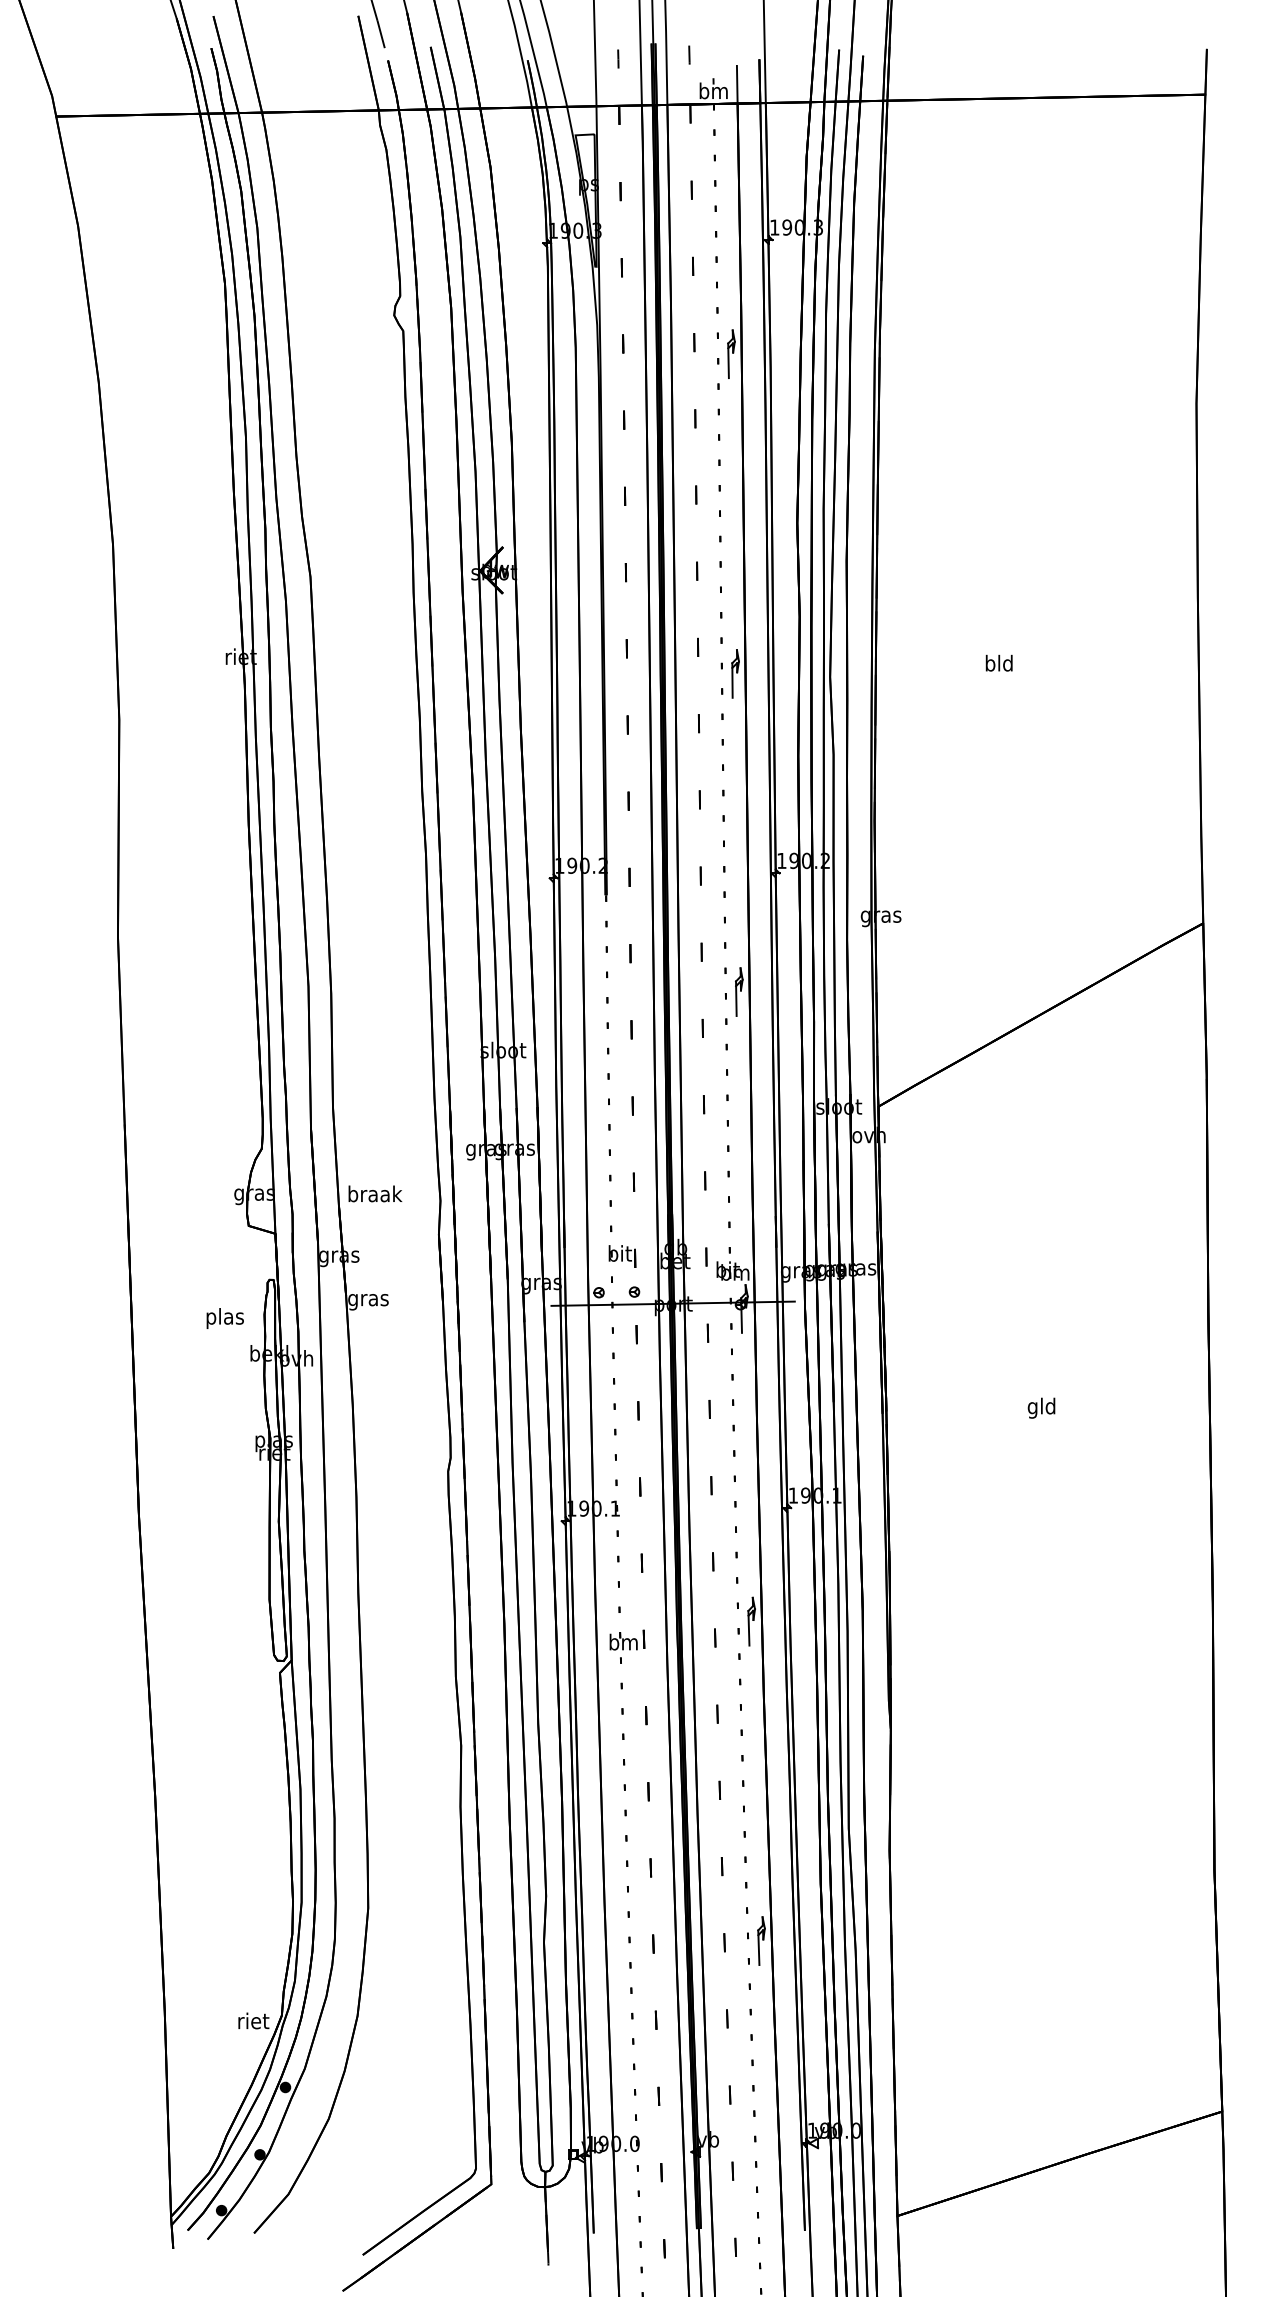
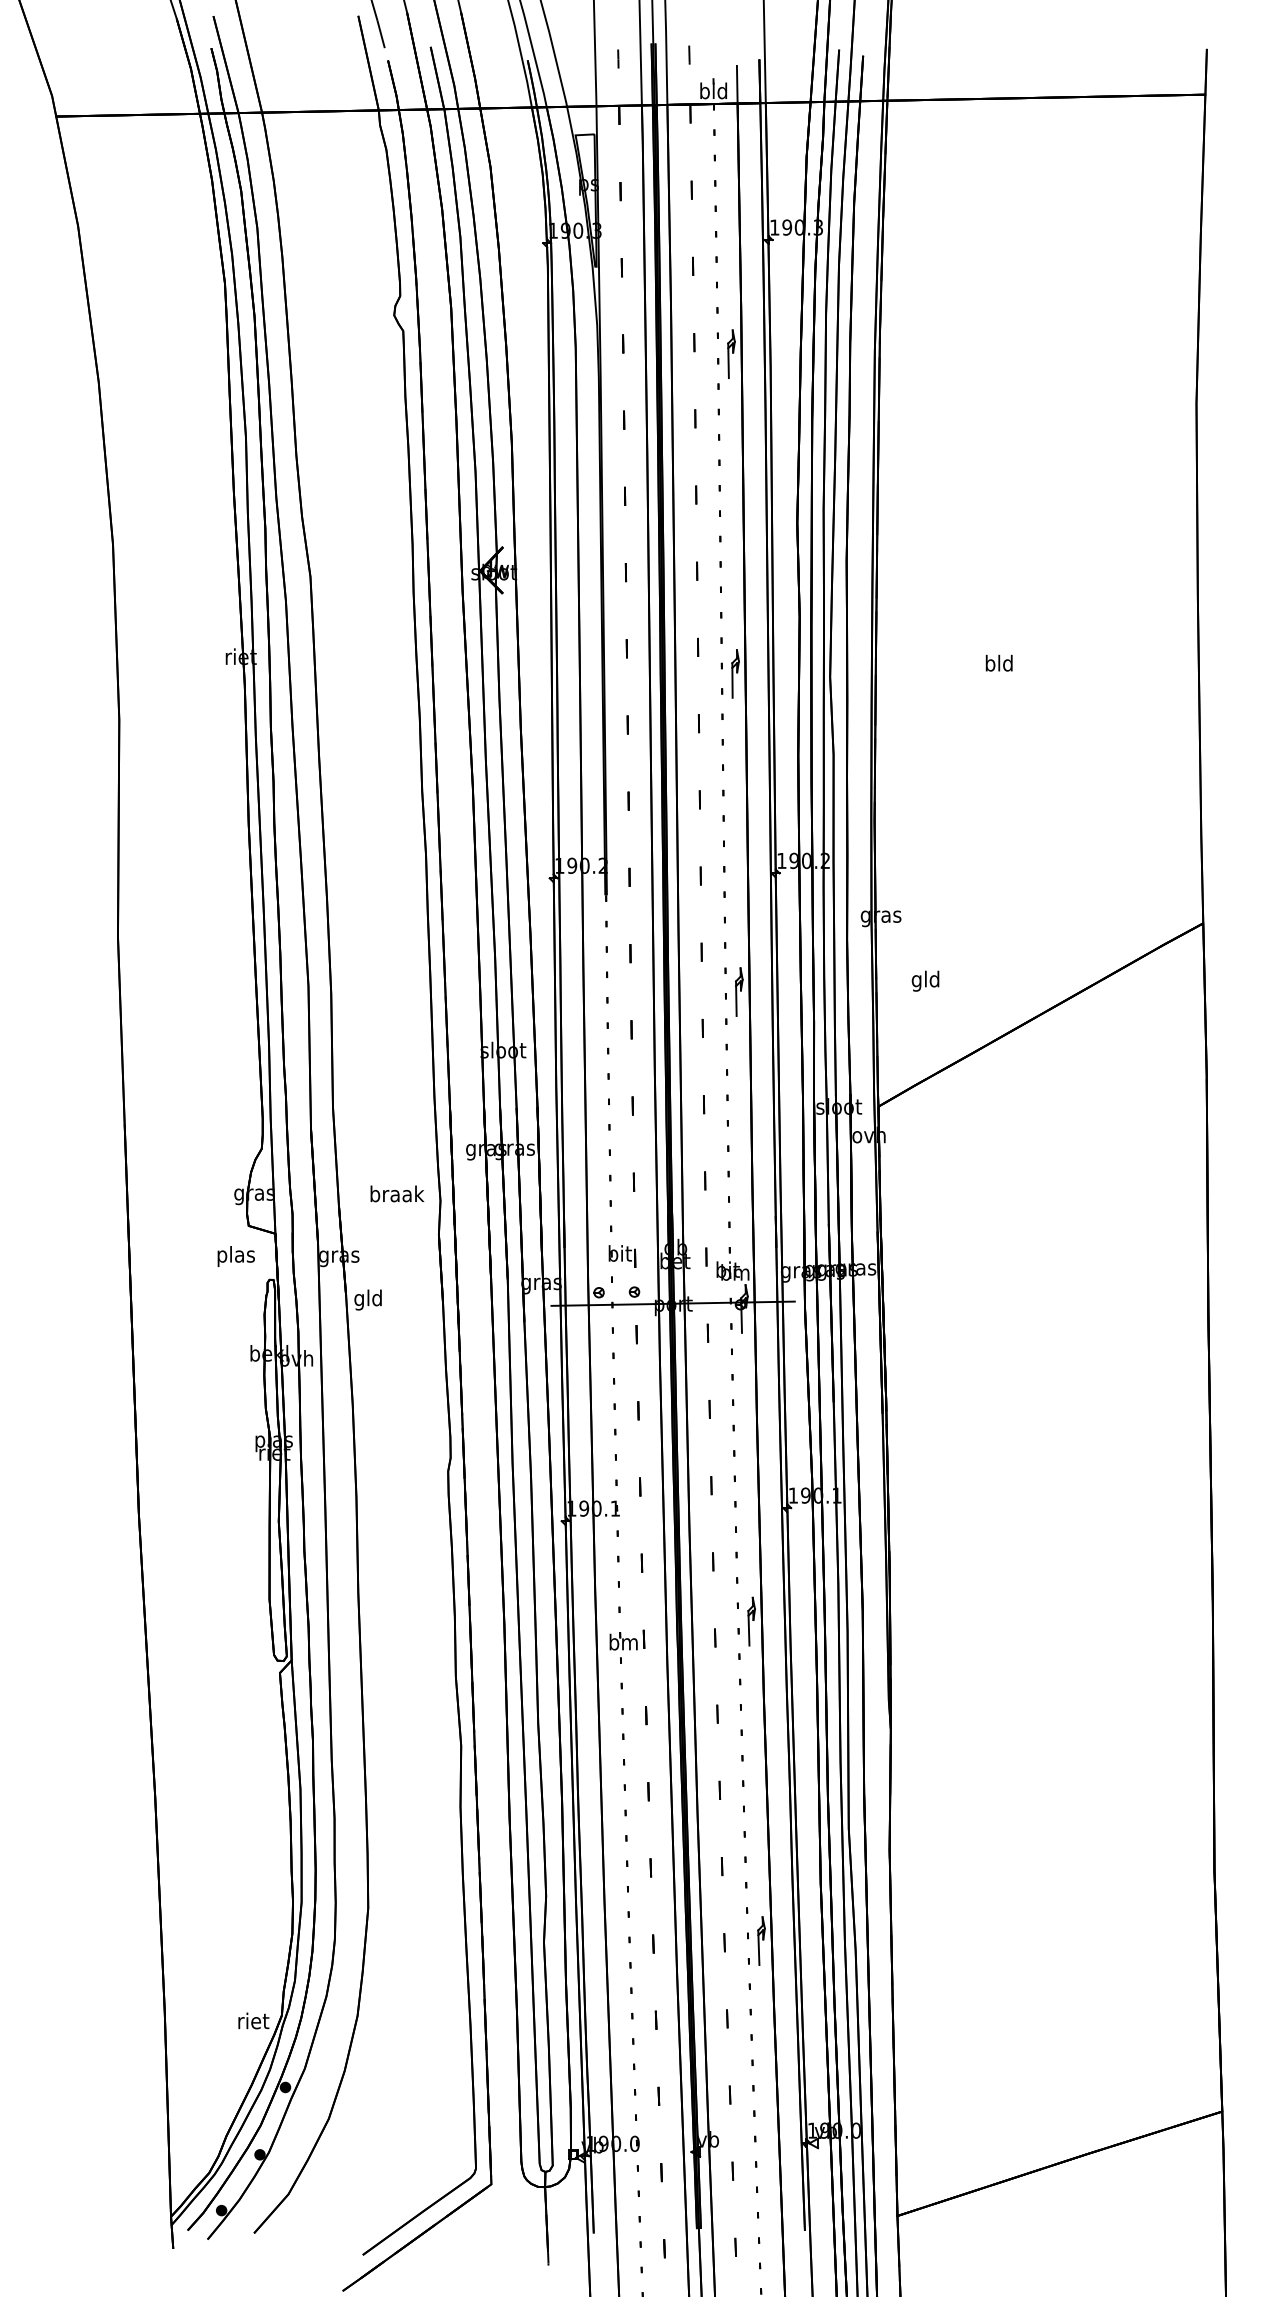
text: bm -> bld (713, 90)
text position: (375, 1193) -> (397, 1193) (397, 1193)
text: gras -> gld (368, 1299)
text position: (224, 1318) -> (235, 1256) (235, 1256)
text position: (1041, 1407) -> (925, 980) (925, 980)
